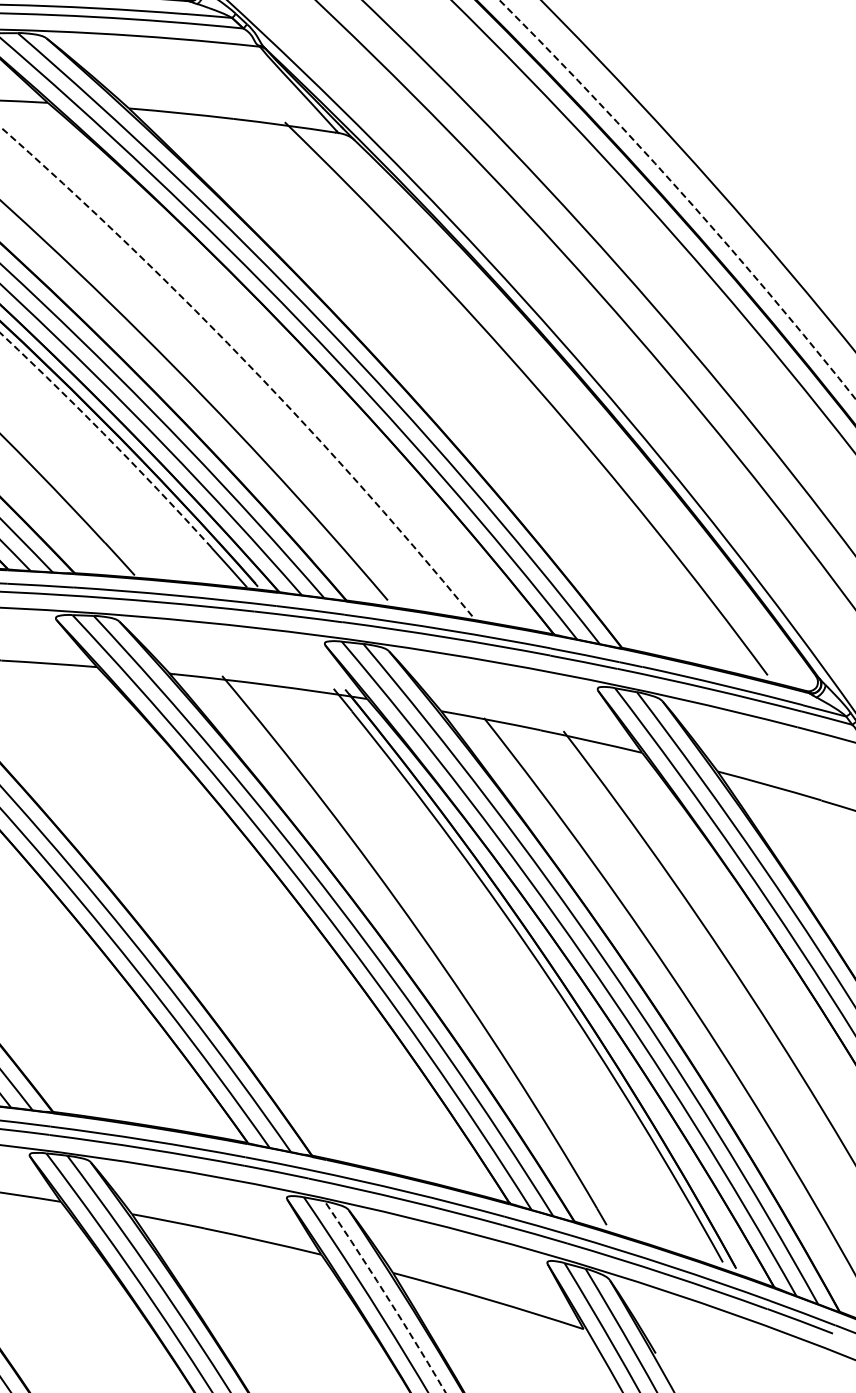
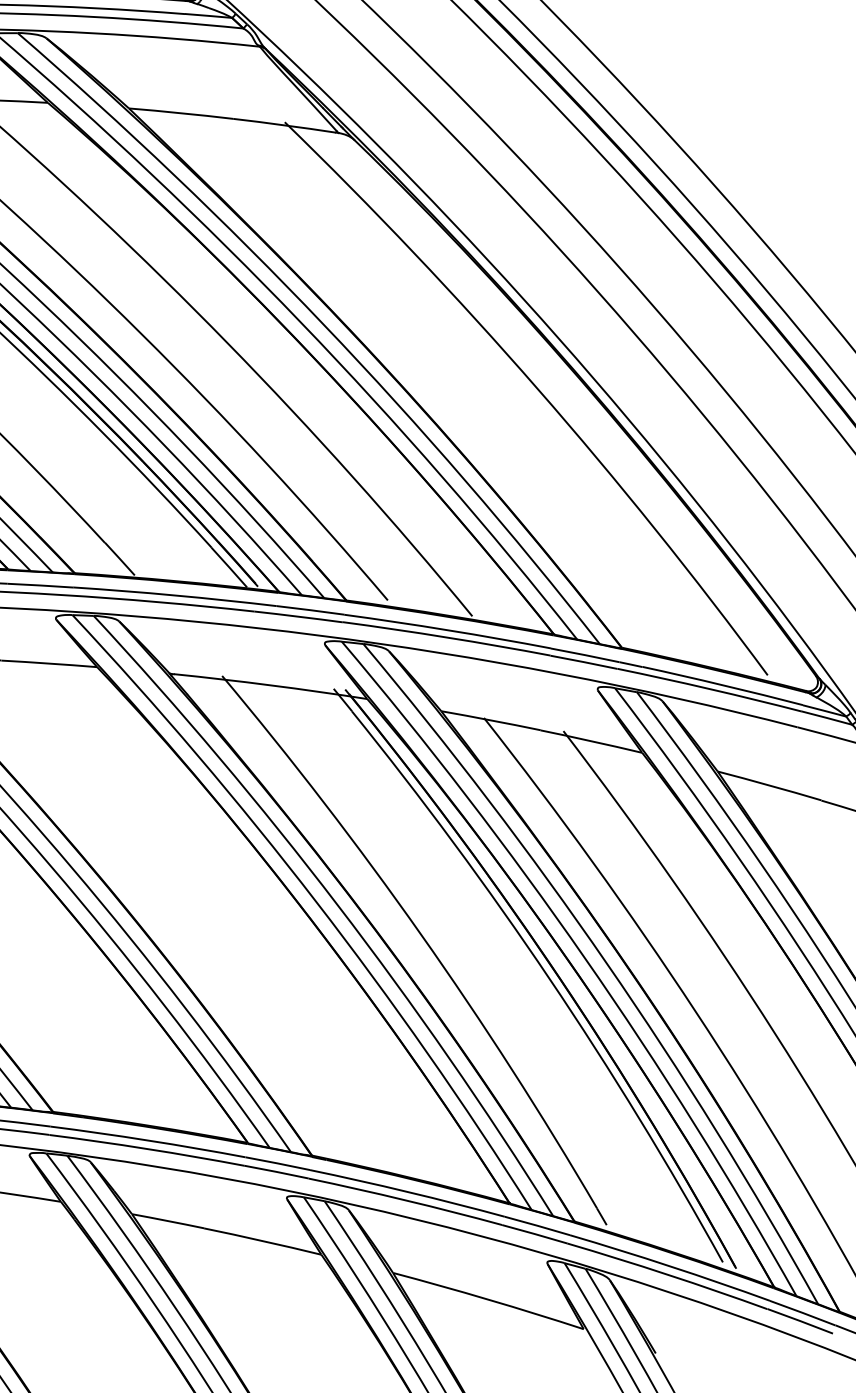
circle: dashed -> solid (677, 199)
arc: dashed -> solid (245, 362)
arc: dashed -> solid (107, 437)
arc: dashed -> solid (386, 1295)
